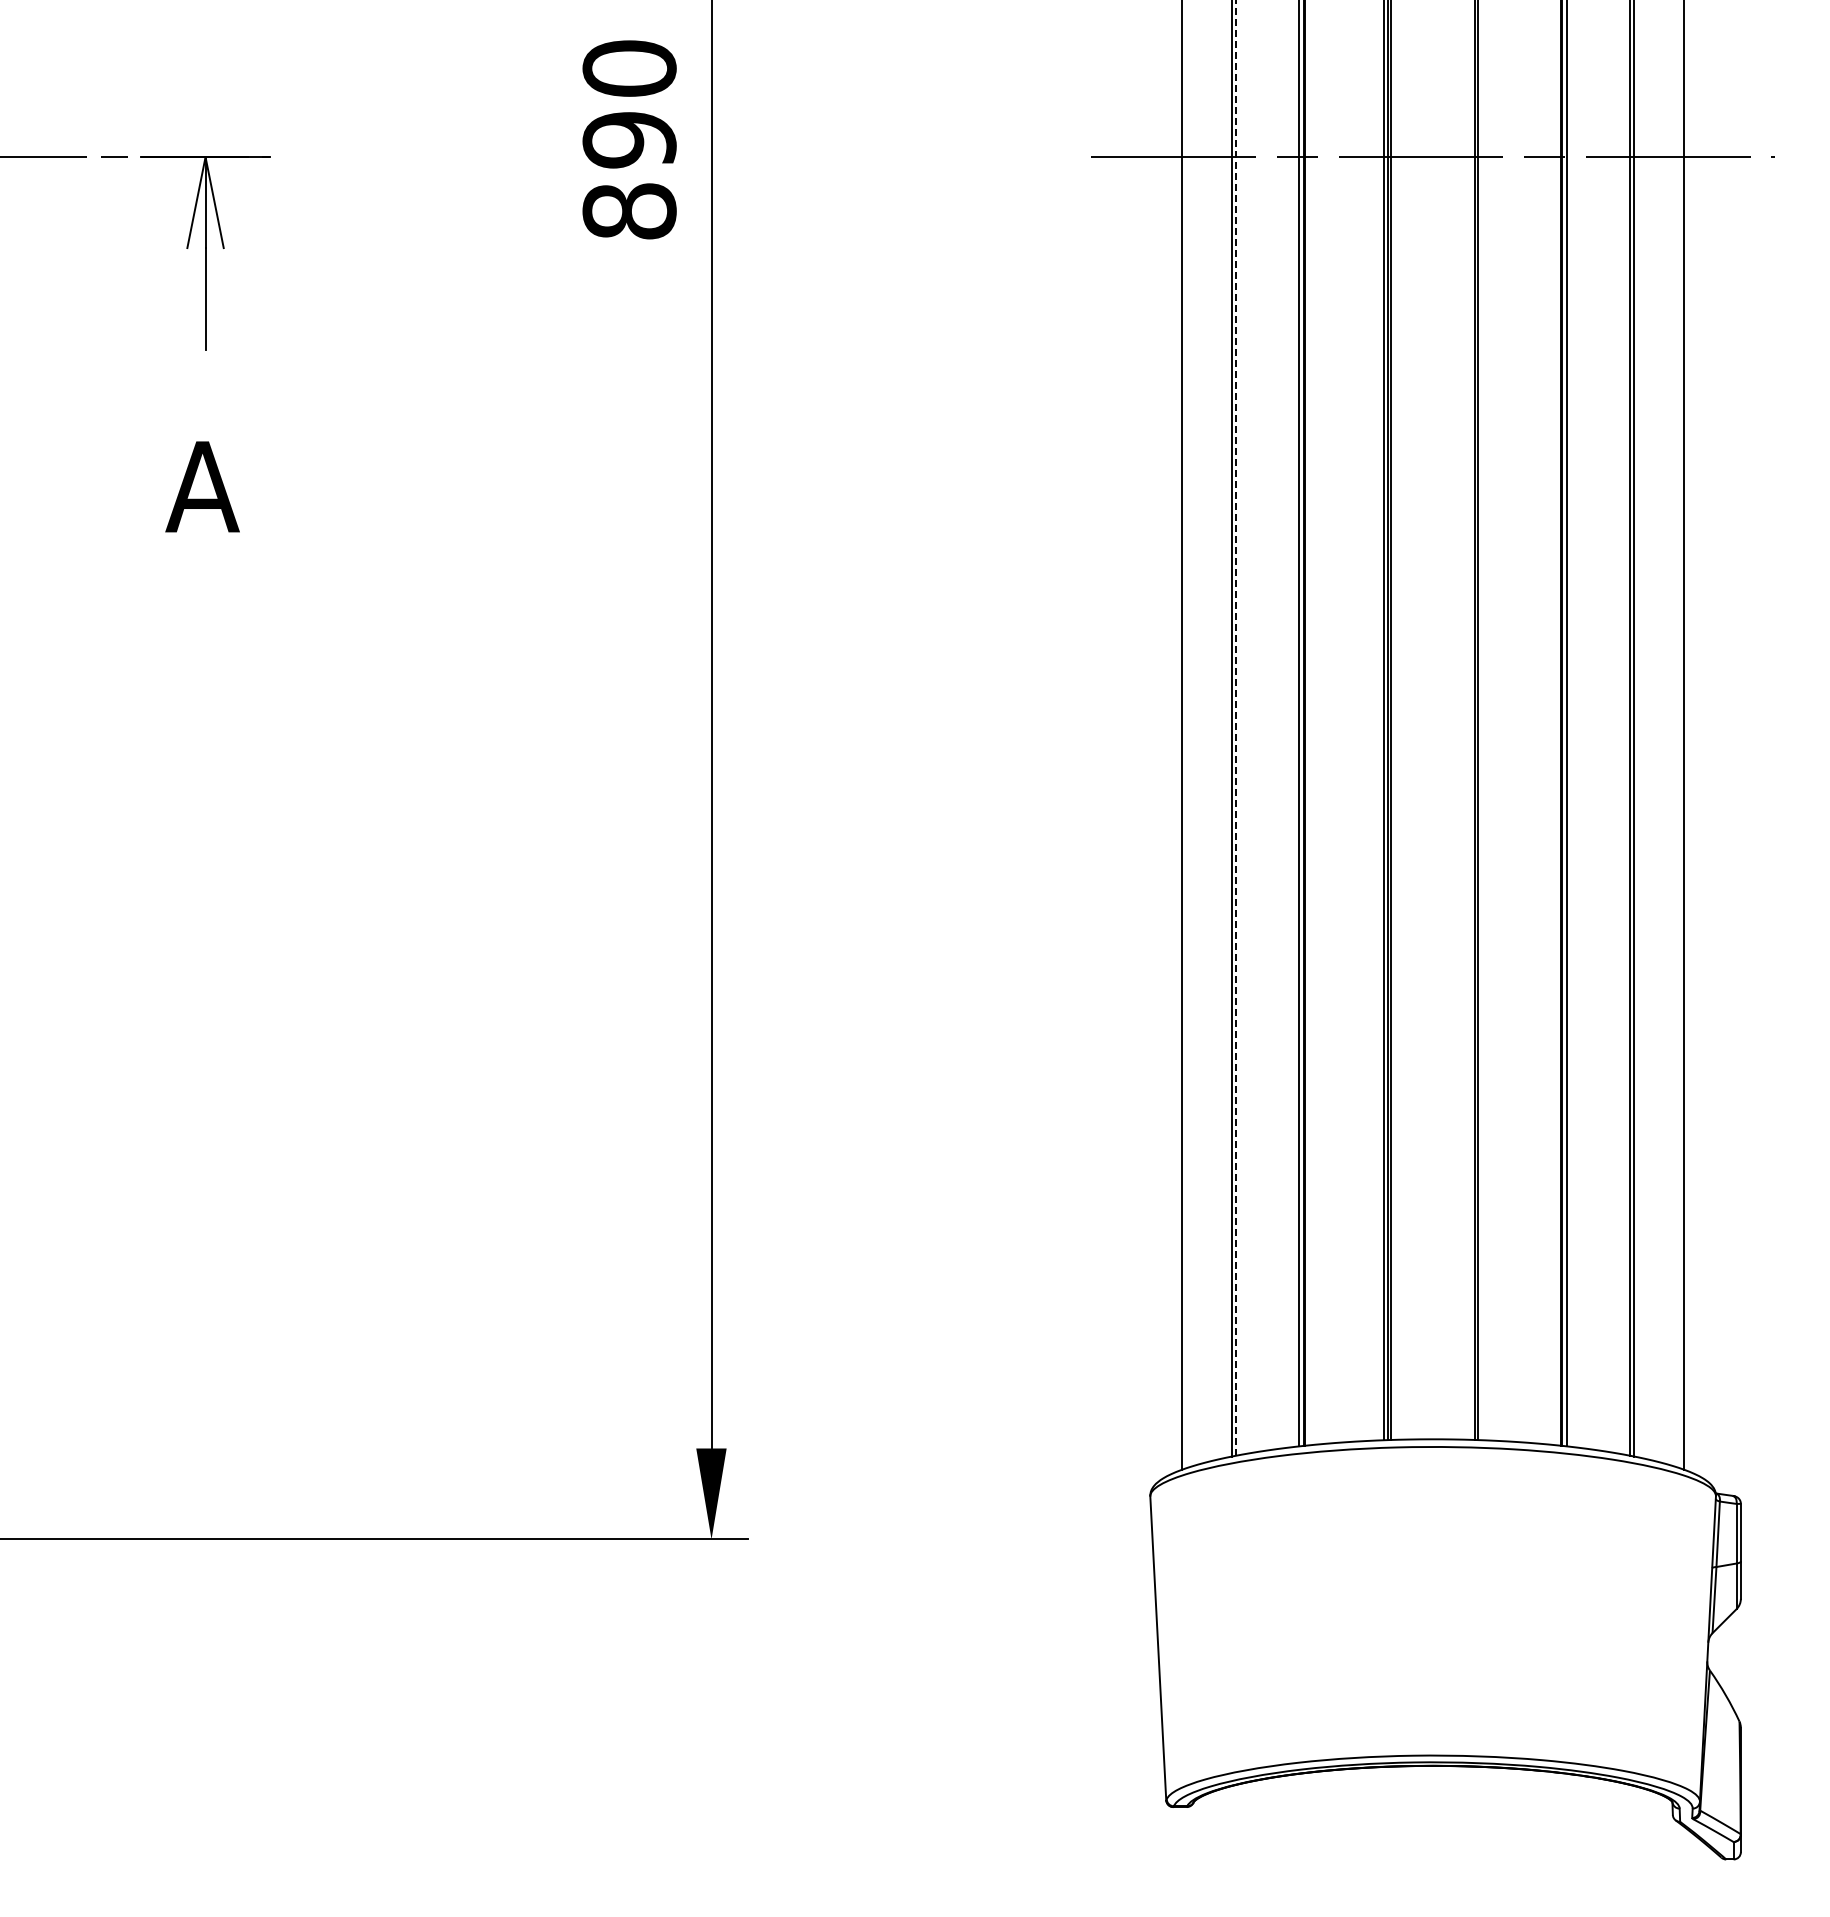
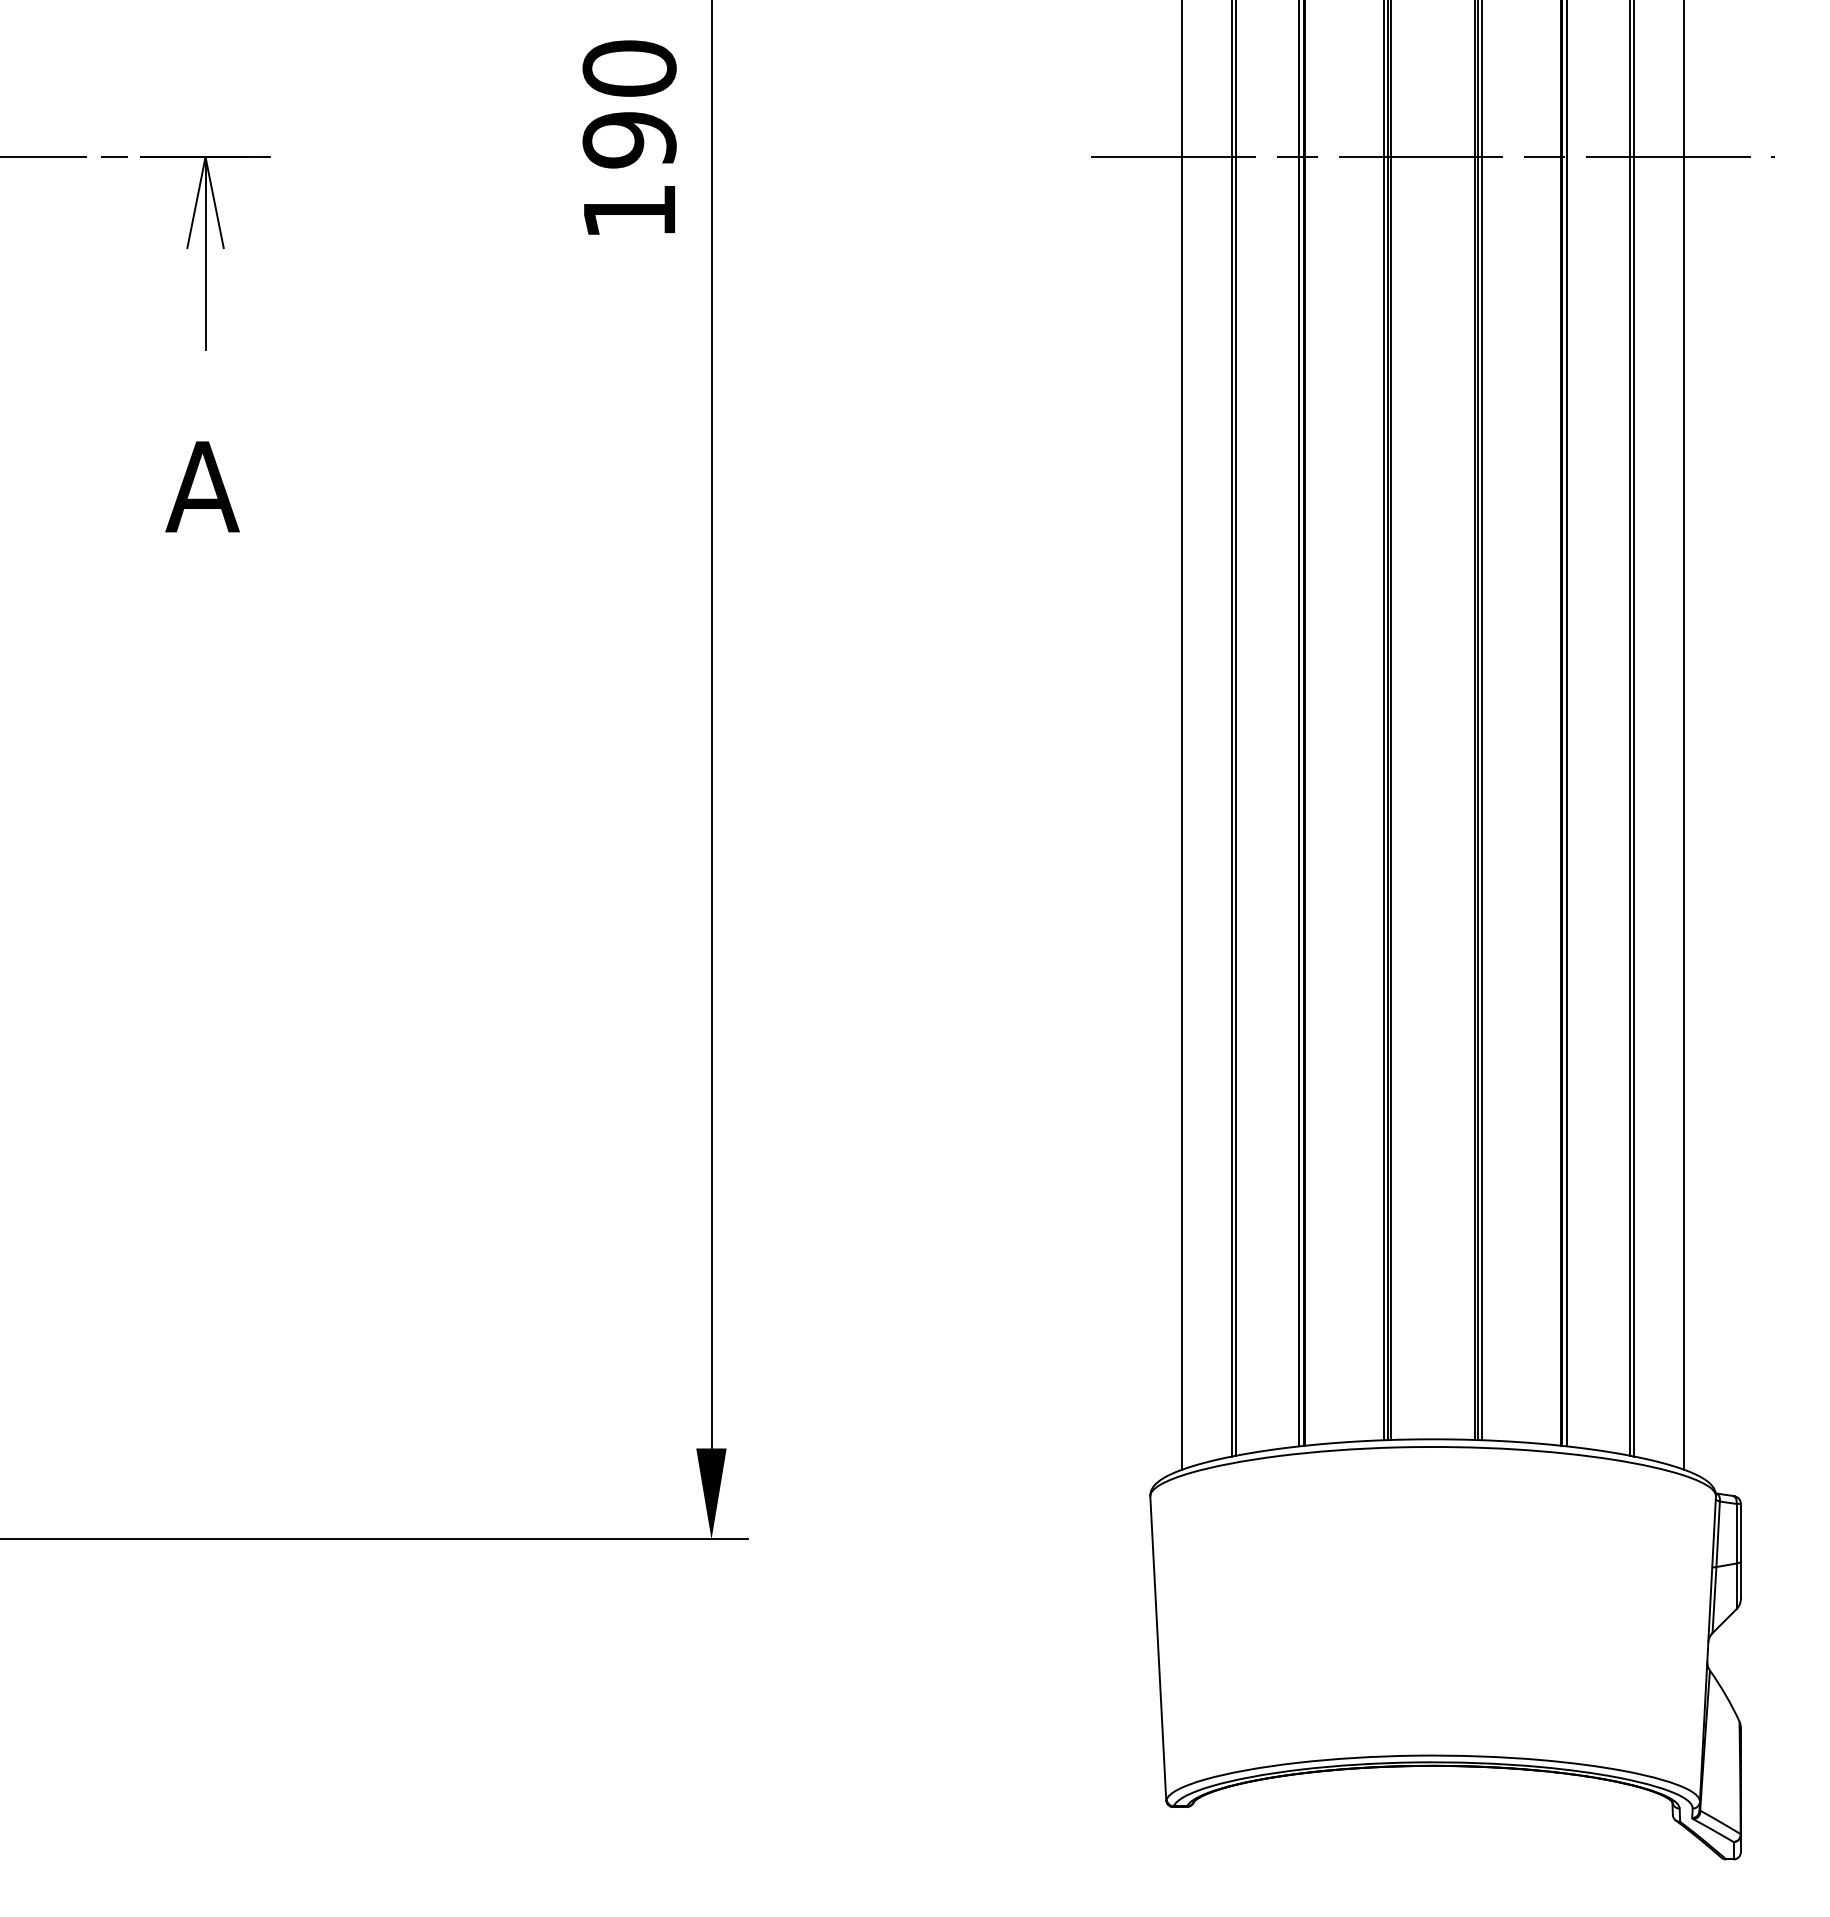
text: 890 -> 190 (629, 211)
line: none -> present (1482, 721)
line: dashed -> solid (1236, 727)
